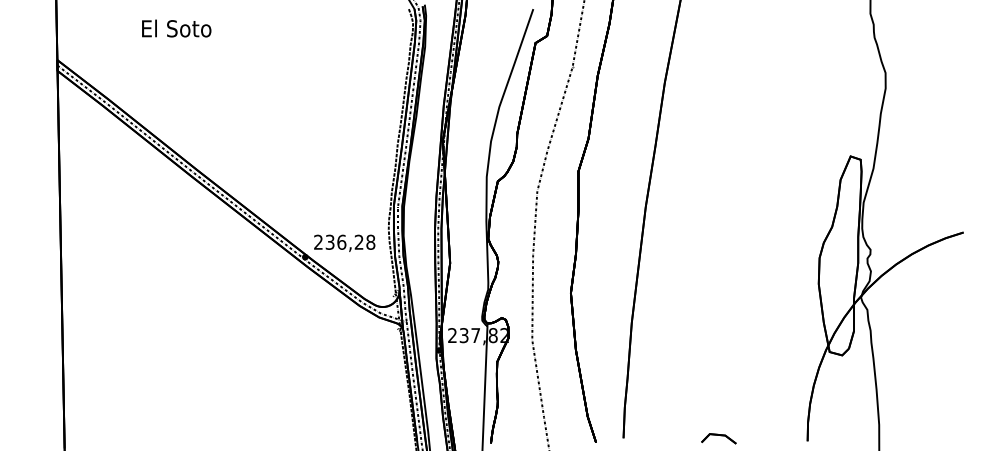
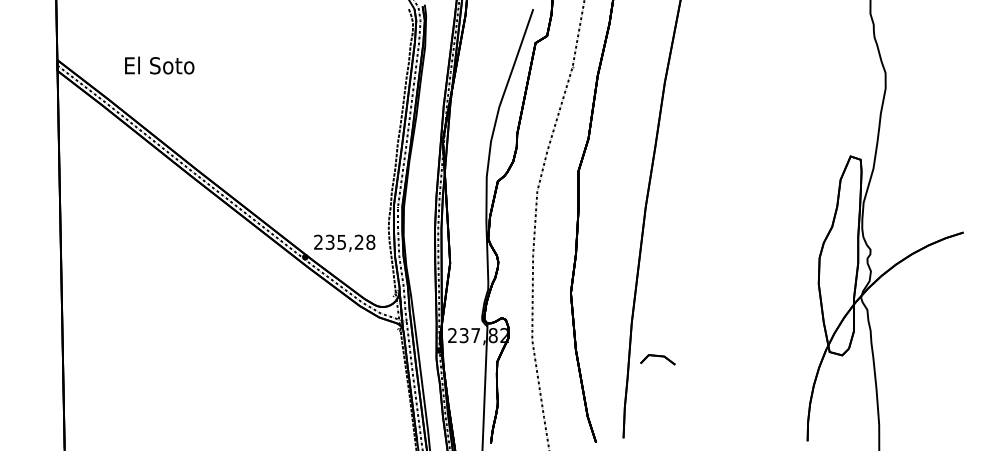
text position: (176, 28) -> (159, 65) (159, 65)
text: 236,28 -> 235,28 (341, 241)
part position: (718, 438) -> (657, 359) (657, 359)
